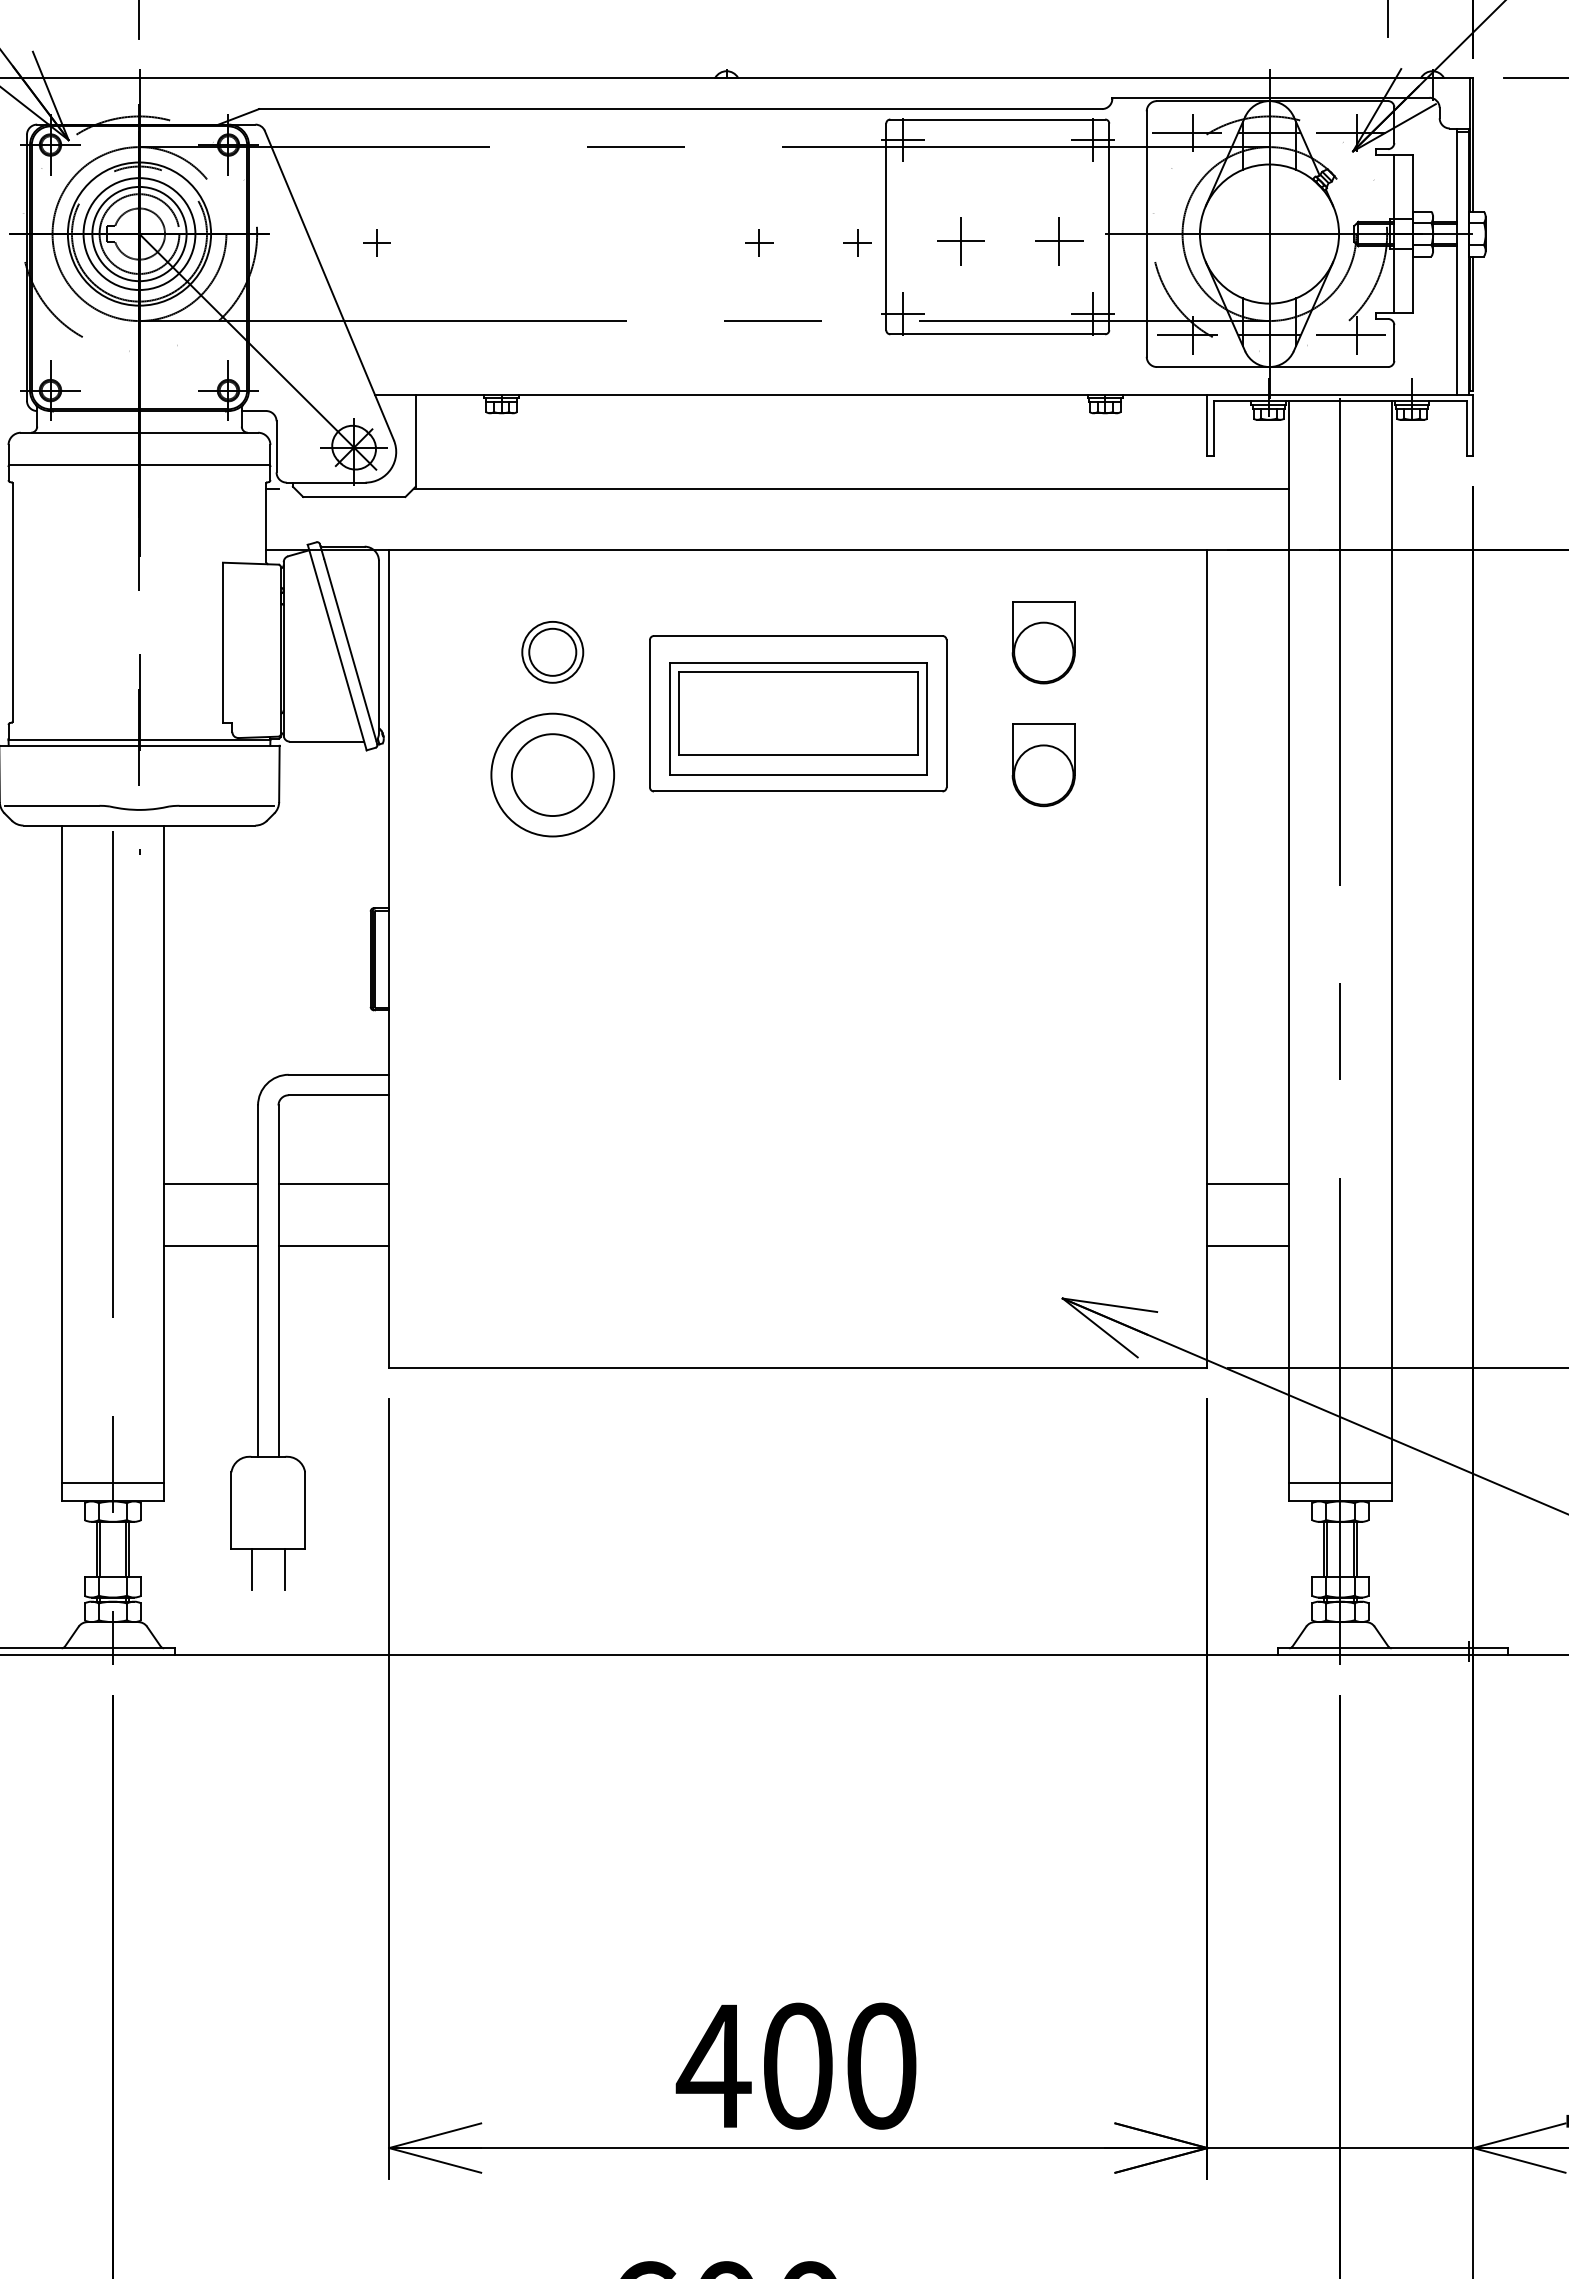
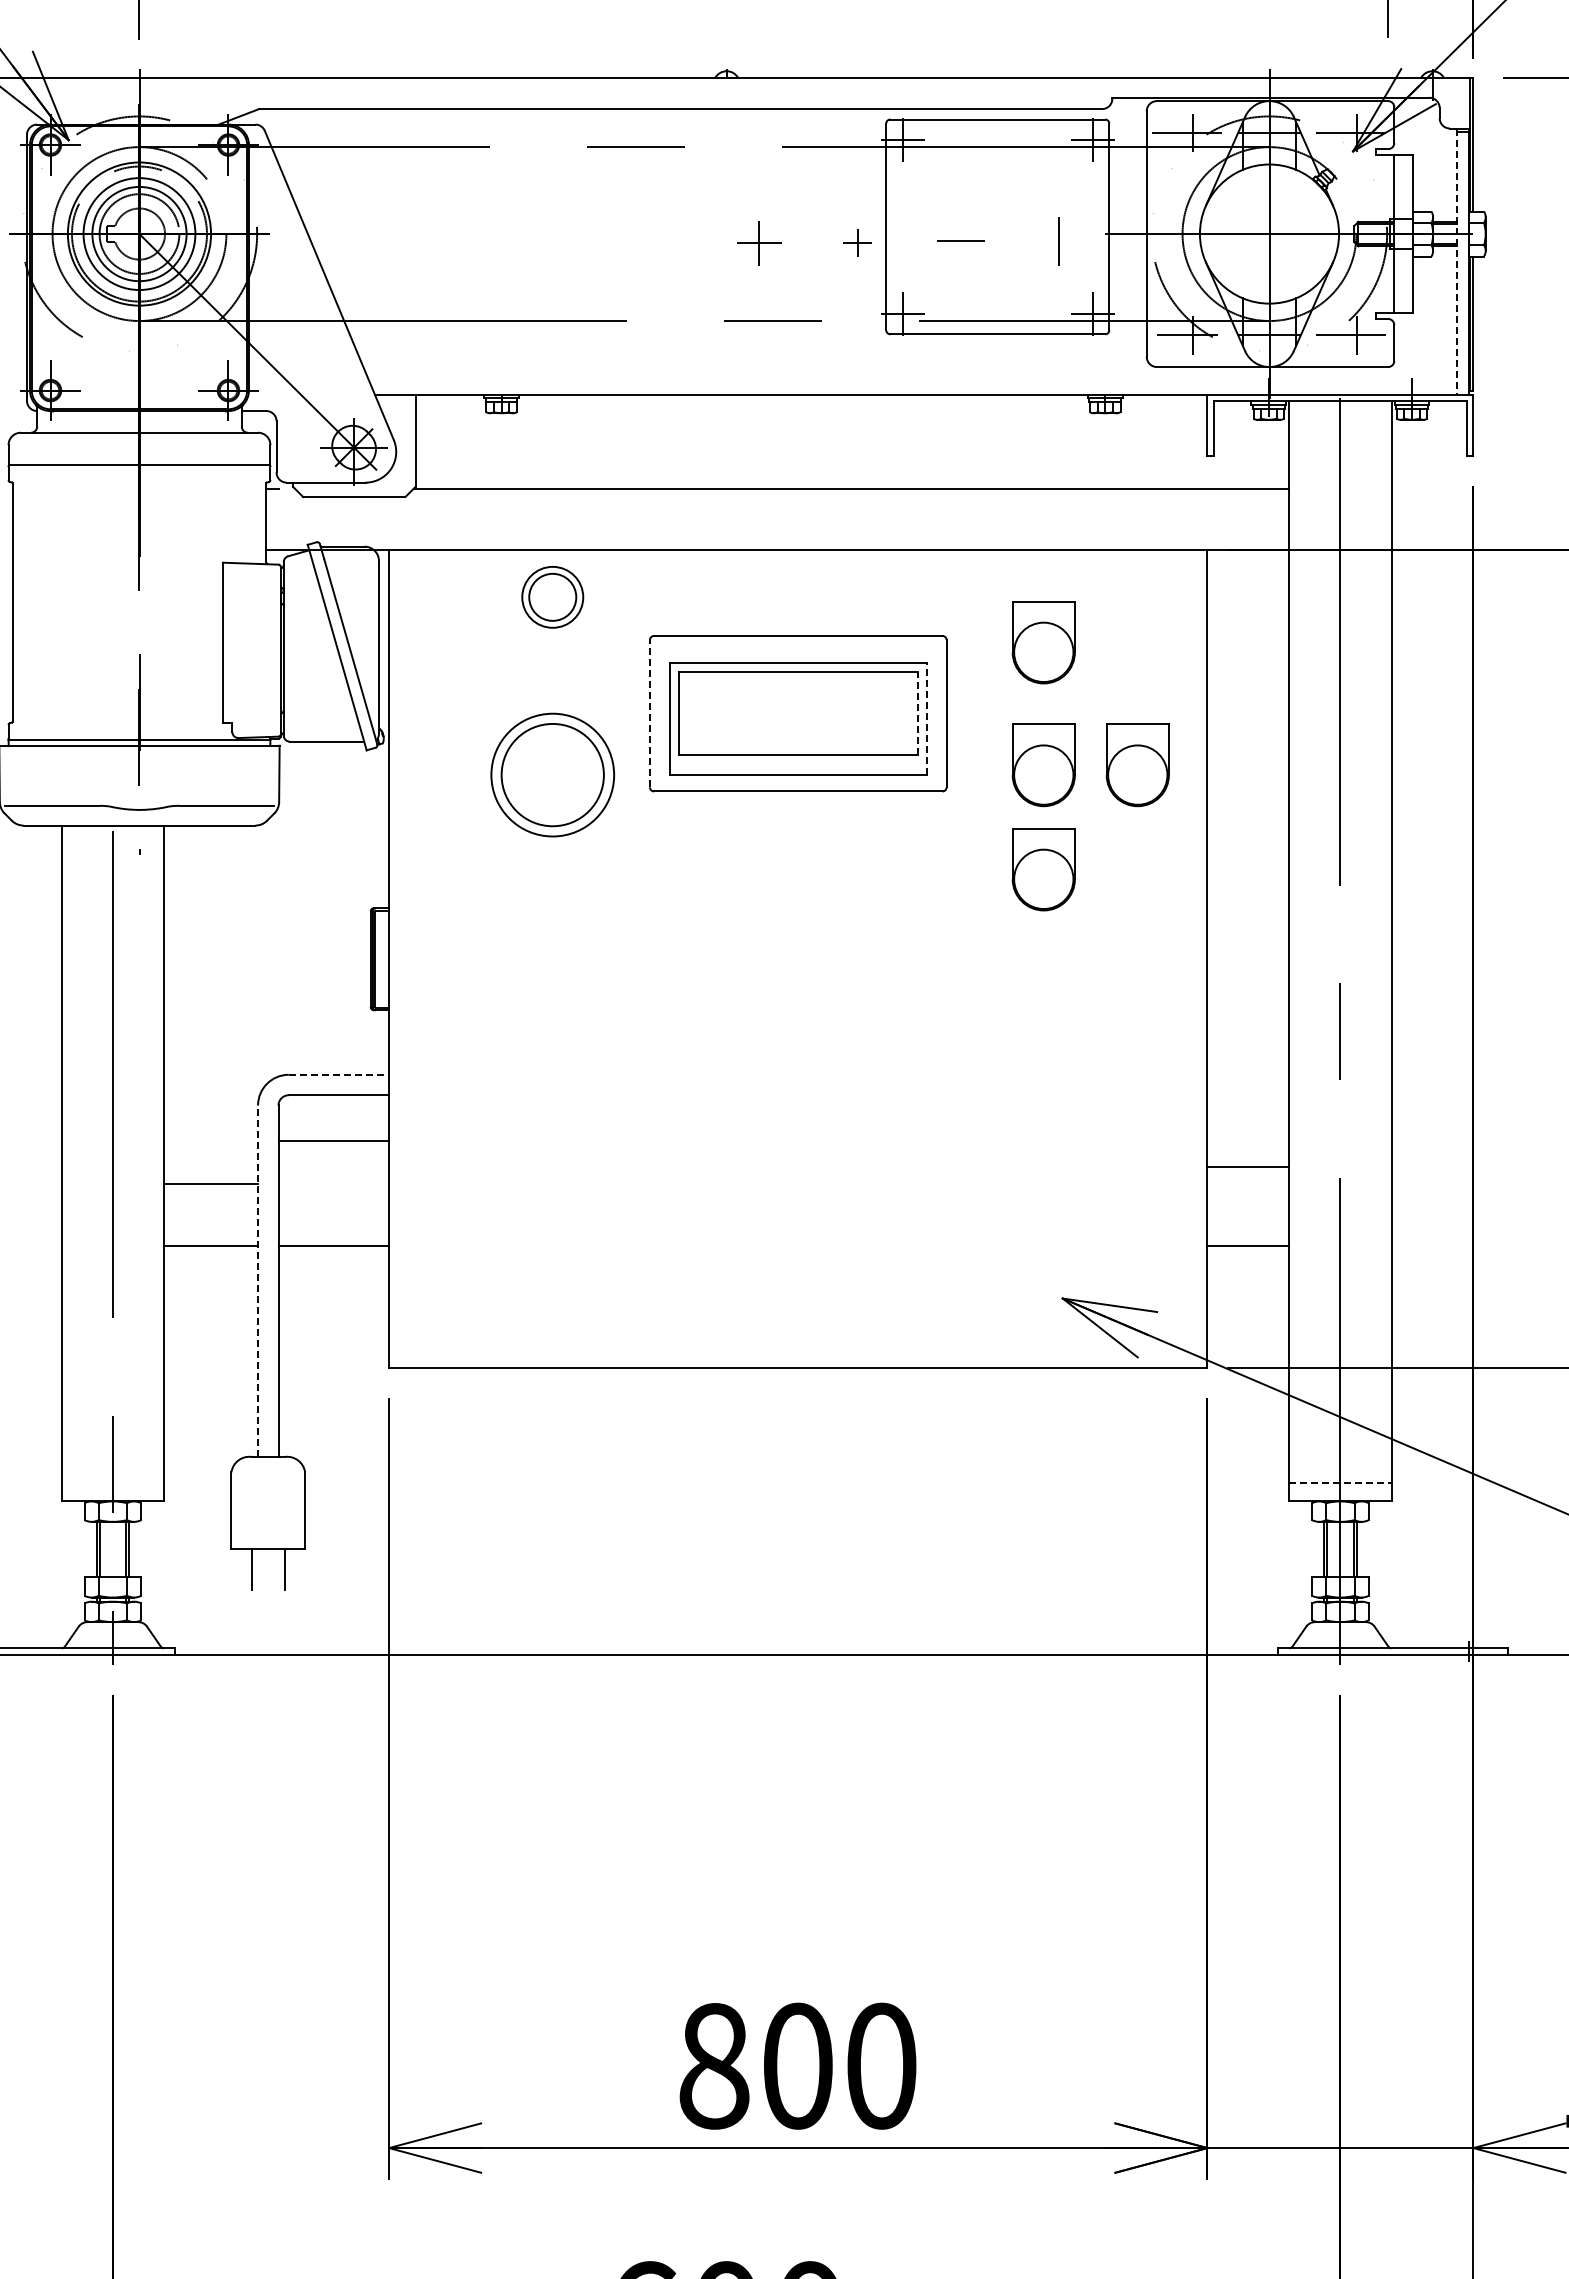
line: present -> none (960, 240)
line: present -> none (1058, 241)
part: present -> none (376, 242)
part size: 29x28 px -> 45x45 px (759, 243)
line: solid -> dashed (1457, 262)
part position: (552, 652) -> (552, 597) (552, 597)
line: solid -> dashed (649, 713)
line: solid -> dashed (917, 713)
line: solid -> dashed (926, 718)
part: none -> present (1137, 765)
circle diameter: 82 px -> 102 px (552, 774)
part: none -> present (1043, 869)
line: solid -> dashed (339, 1074)
line position: (333, 1184) -> (333, 1141) (333, 1141)
line position: (1248, 1184) -> (1248, 1167) (1248, 1167)
line: solid -> dashed (258, 1281)
line: present -> none (112, 1483)
line: solid -> dashed (1340, 1483)
text: 400 -> 800 (713, 2066)
